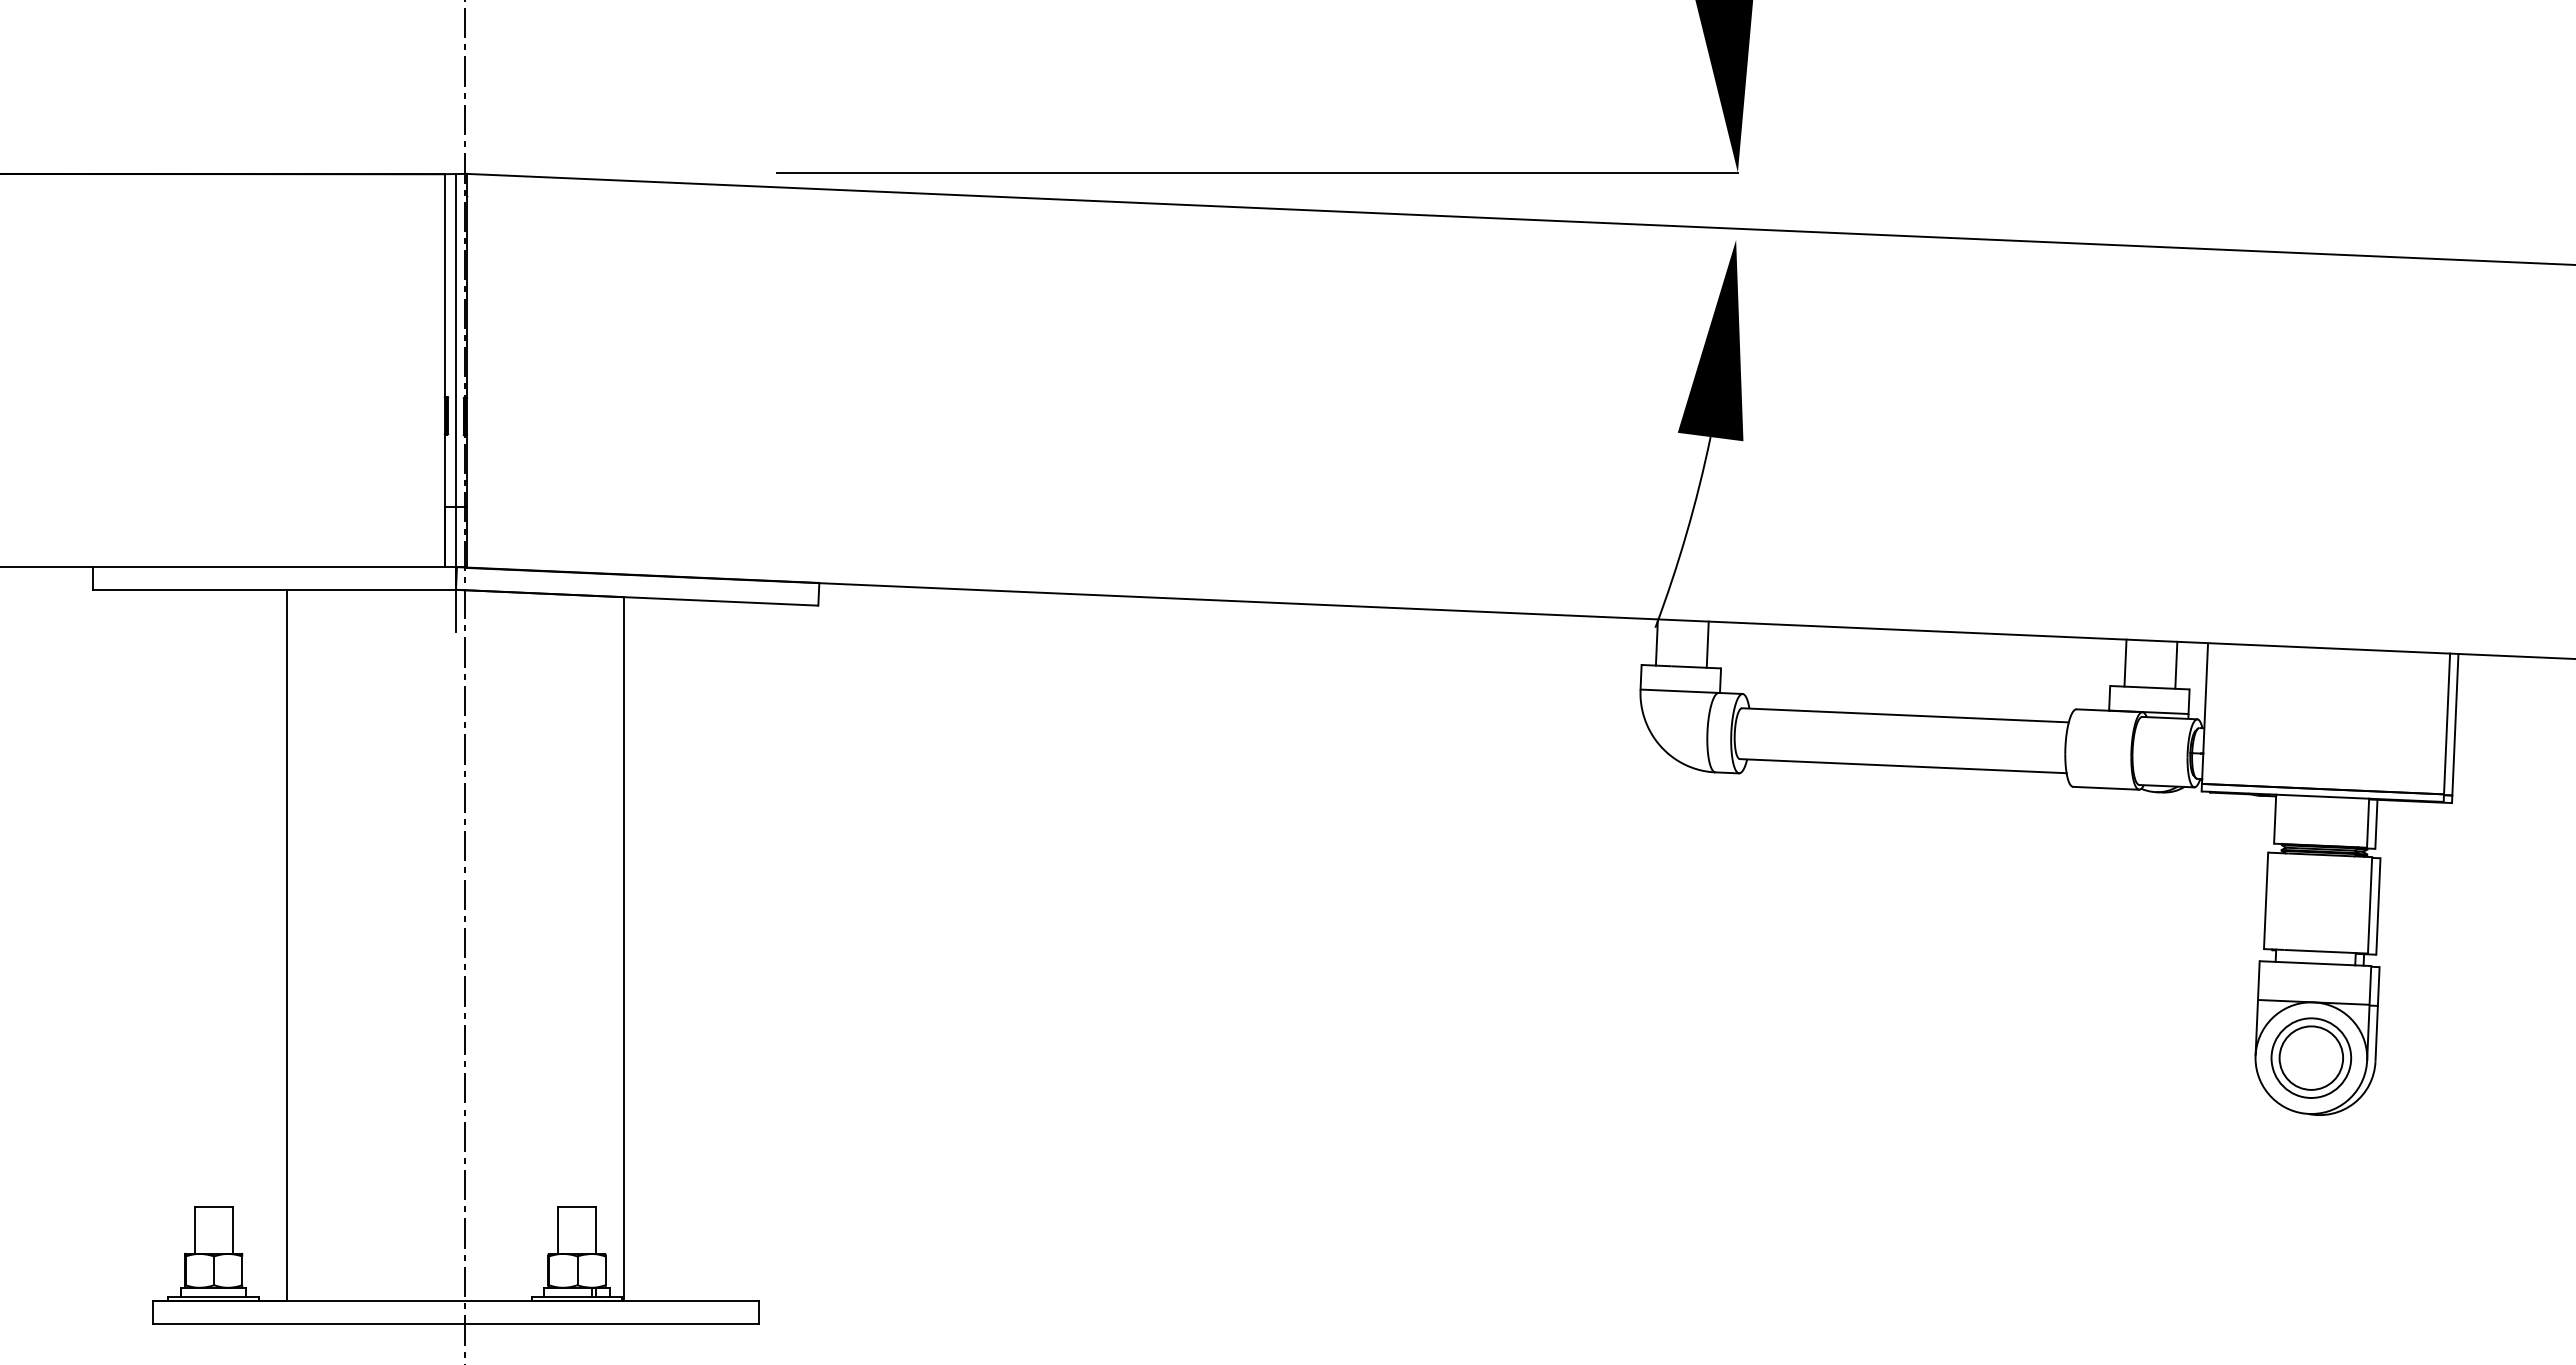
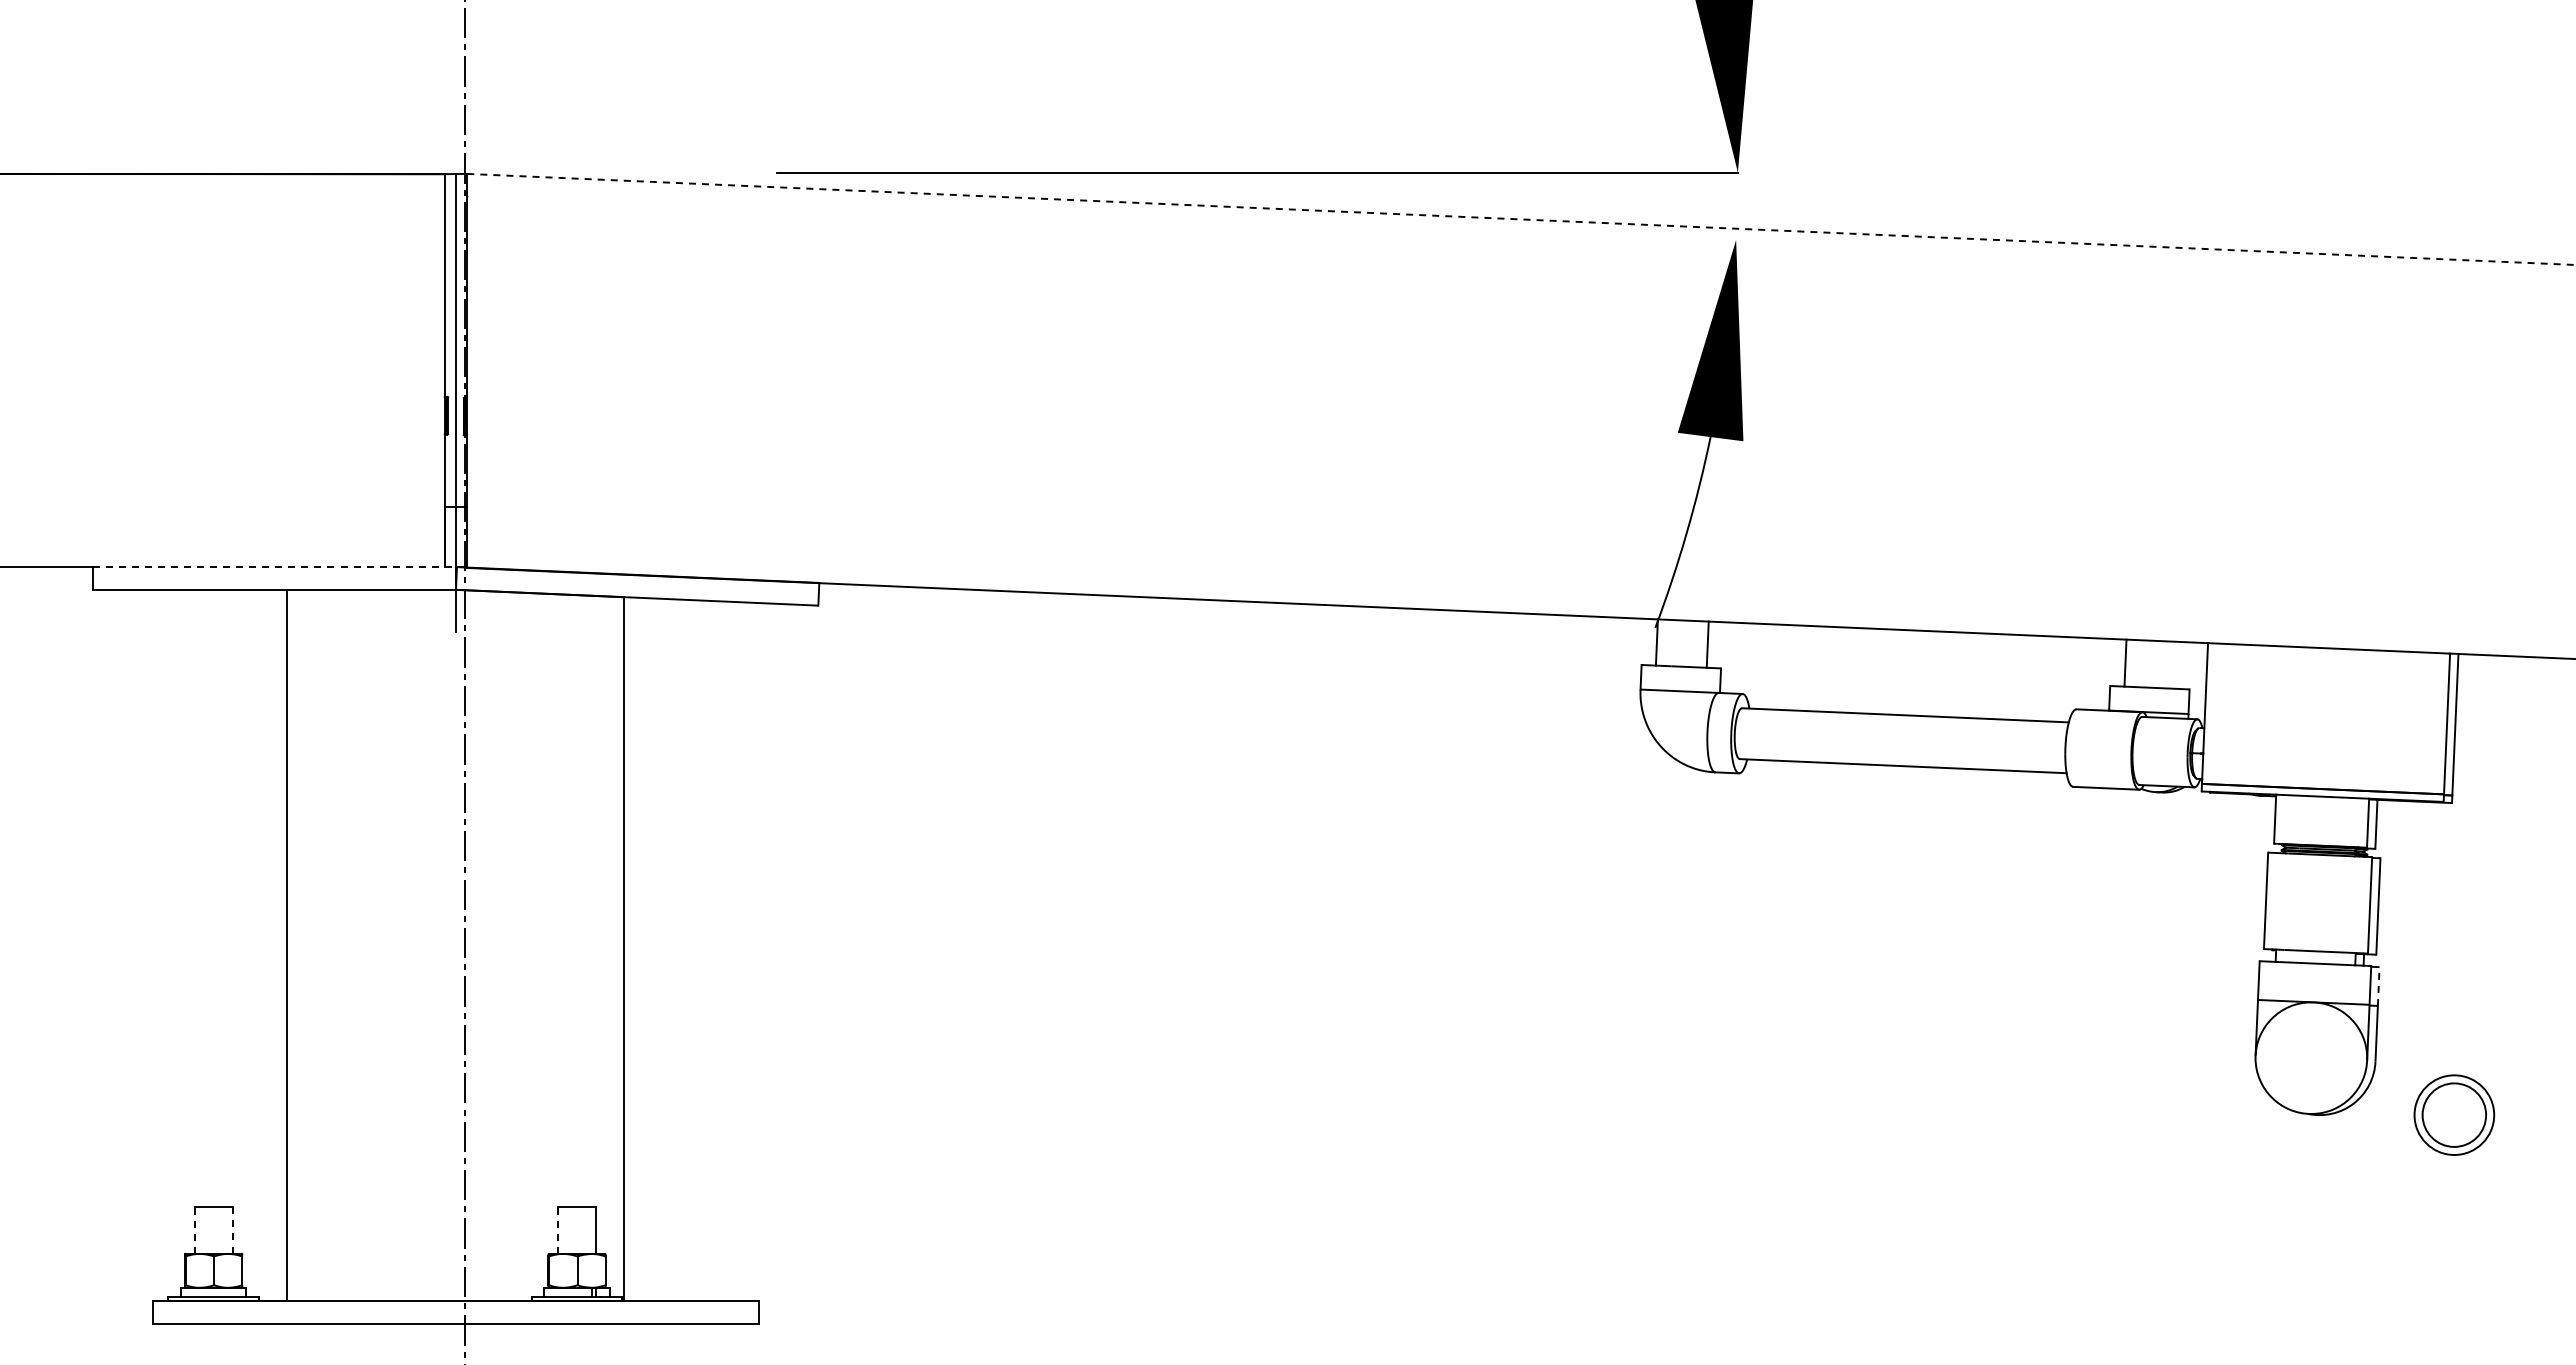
line: solid -> dashed (1521, 219)
line: solid -> dashed (274, 567)
line: present -> none (2176, 664)
line: solid -> dashed (2378, 986)
part position: (2311, 1057) -> (2454, 1114) (2454, 1114)
line: solid -> dashed (194, 1230)
line: solid -> dashed (558, 1230)
line: solid -> dashed (232, 1231)
